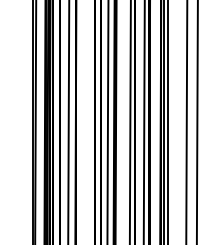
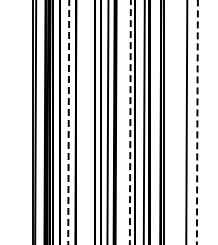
line: present -> none (168, 121)
line: solid -> dashed (68, 122)
line: solid -> dashed (130, 122)
line: solid -> dashed (197, 122)
